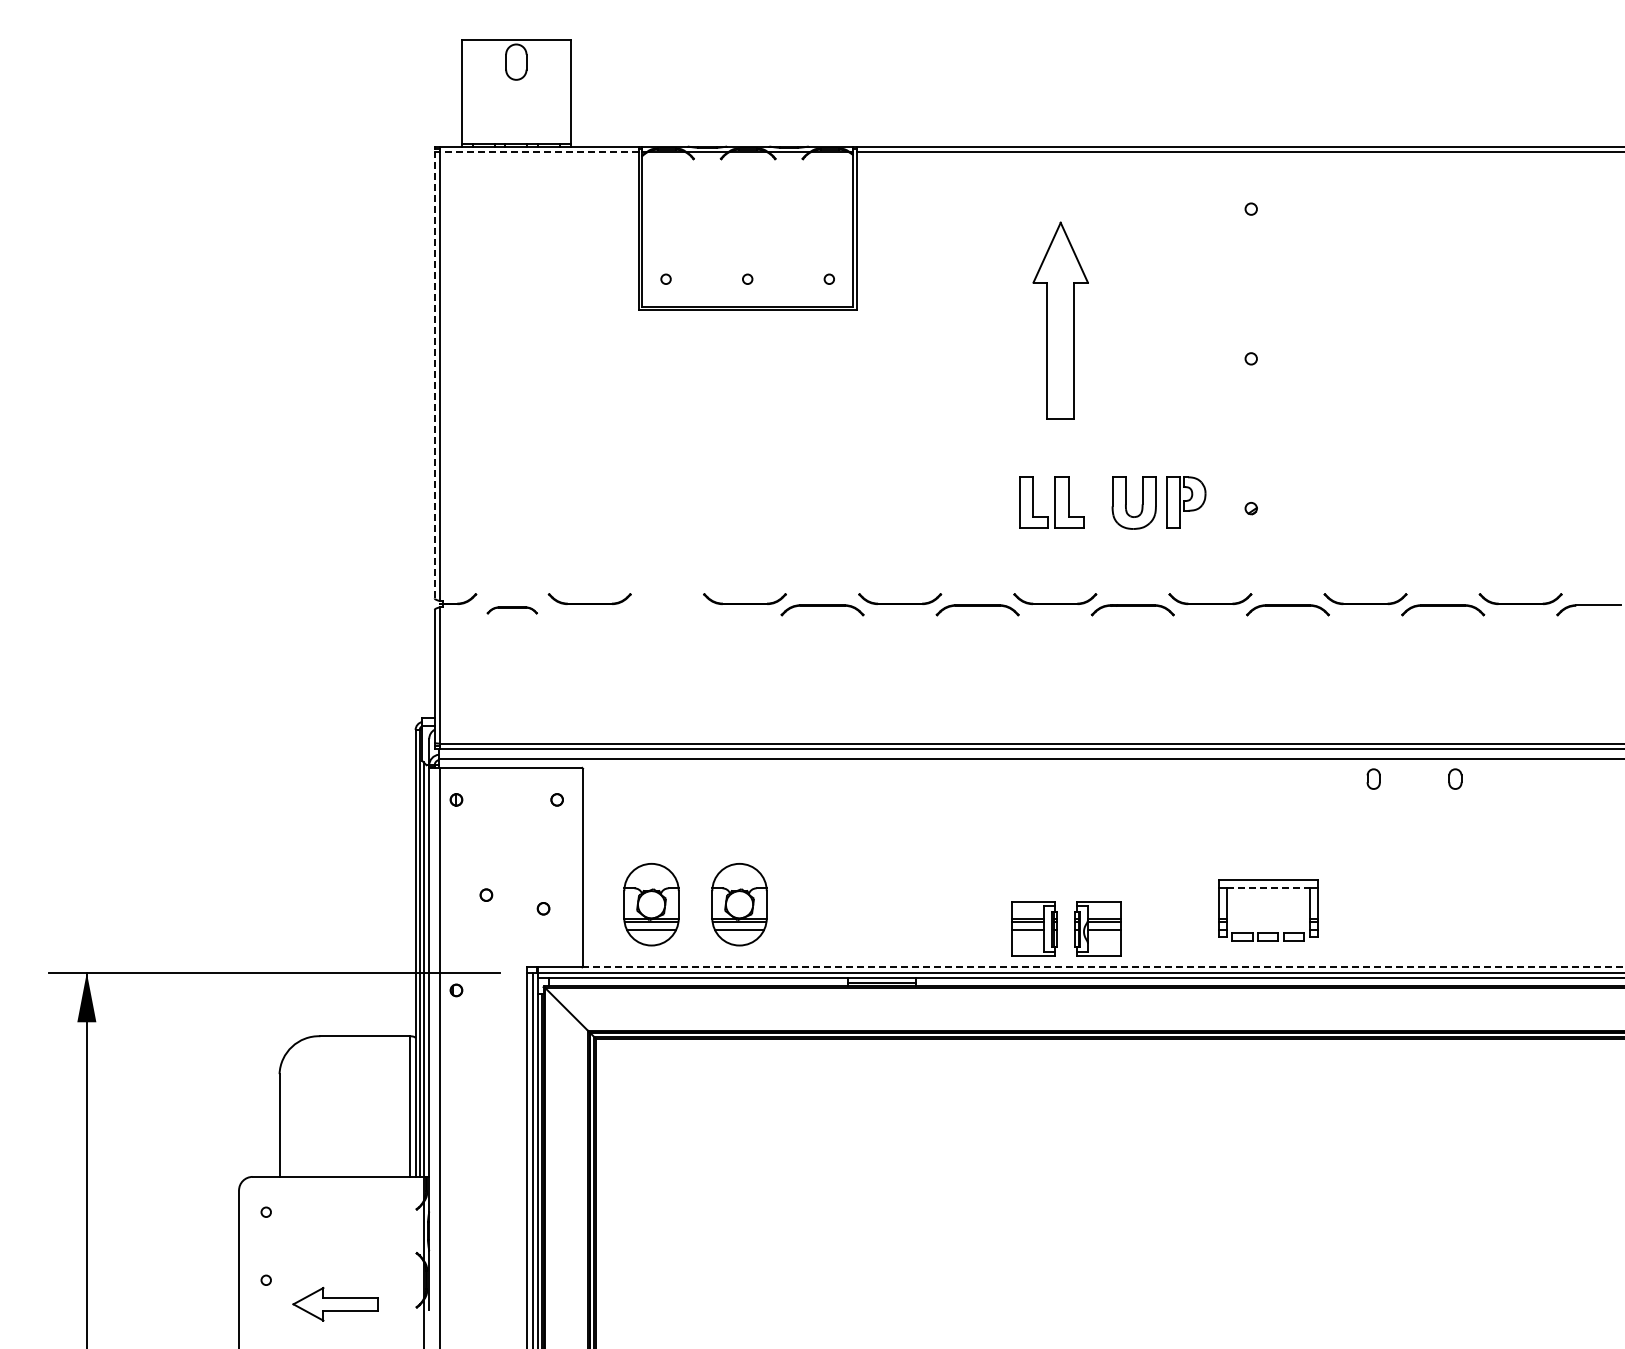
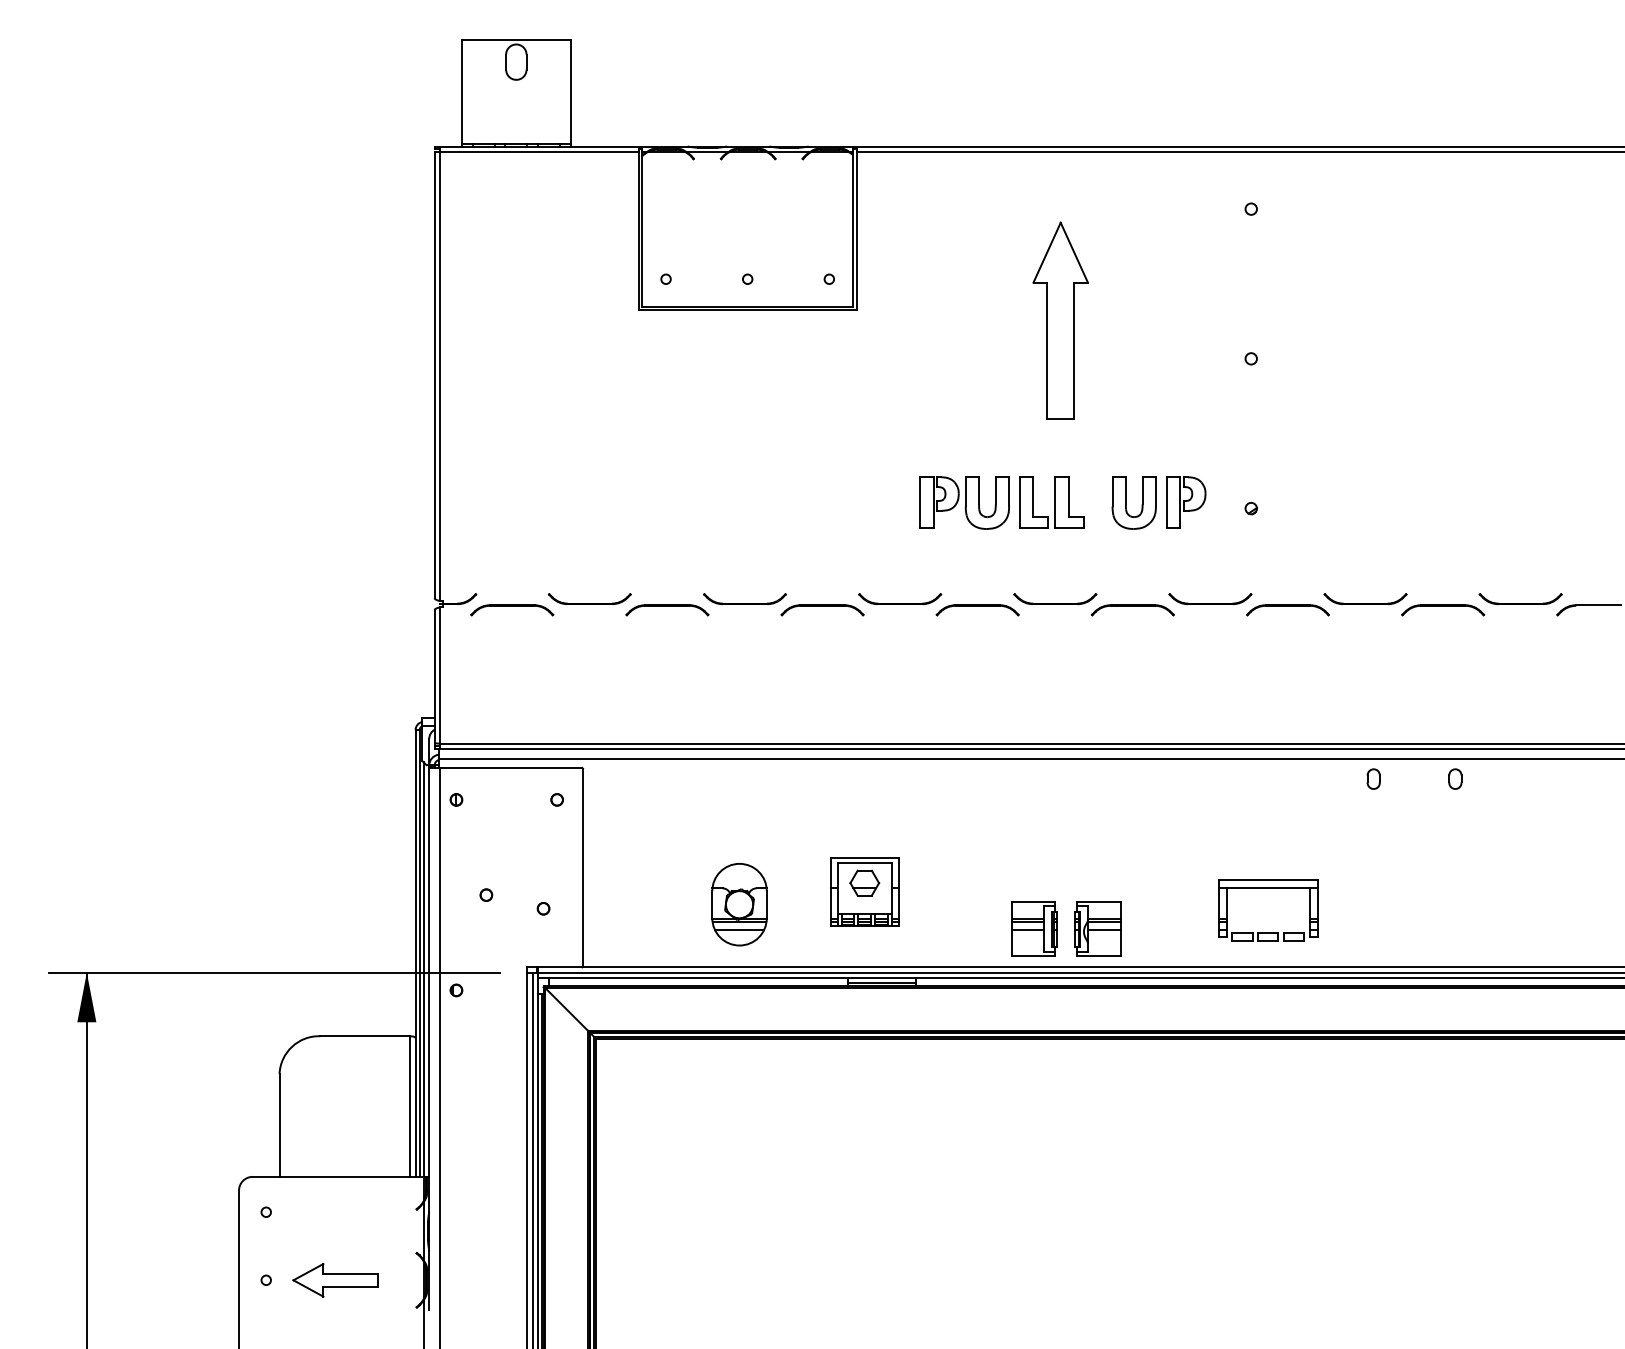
line: dashed -> solid (538, 152)
line: dashed -> solid (434, 374)
part: none -> present (964, 502)
part size: 52x9 px -> 85x13 px (512, 610)
part: none -> present (667, 610)
line: dashed -> solid (1268, 888)
part: none -> present (864, 891)
part: present -> none (651, 904)
line: dashed -> solid (1103, 967)
part position: (335, 1304) -> (335, 1280) (335, 1280)
